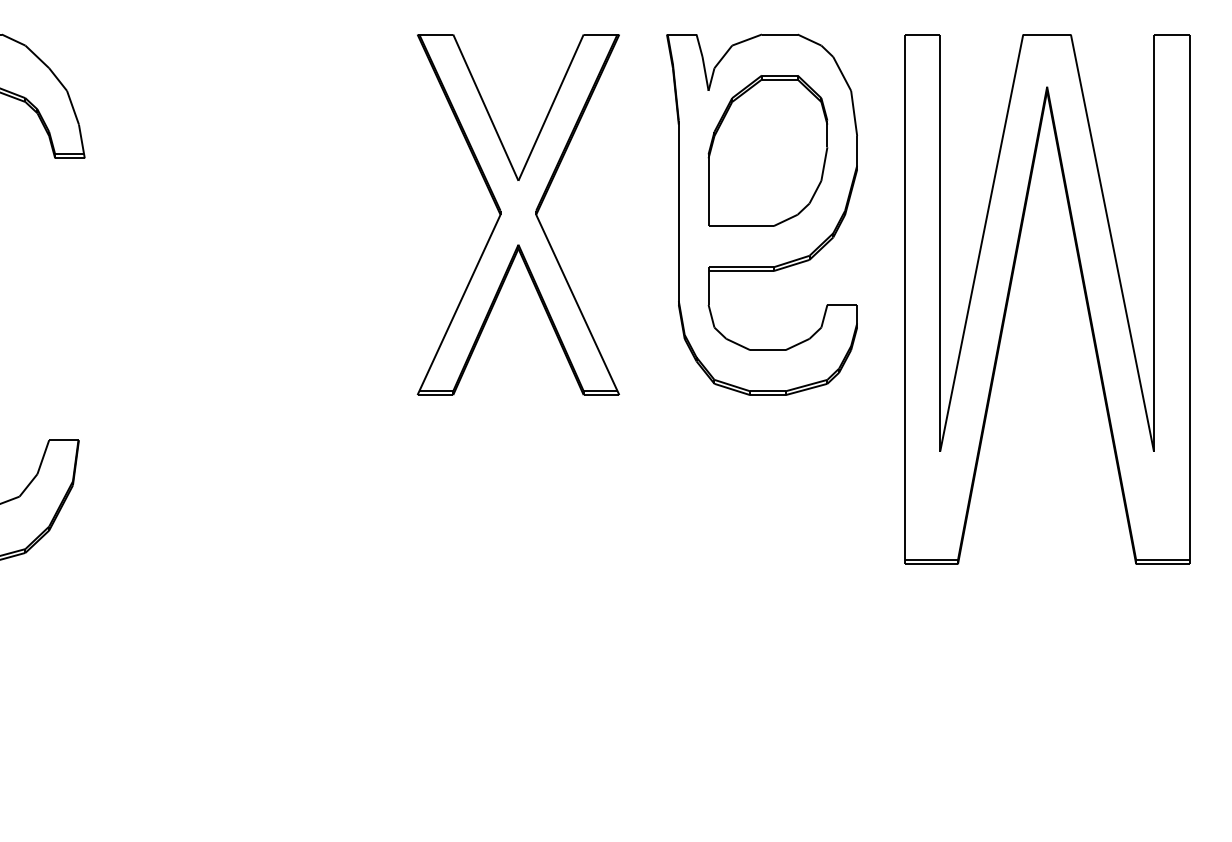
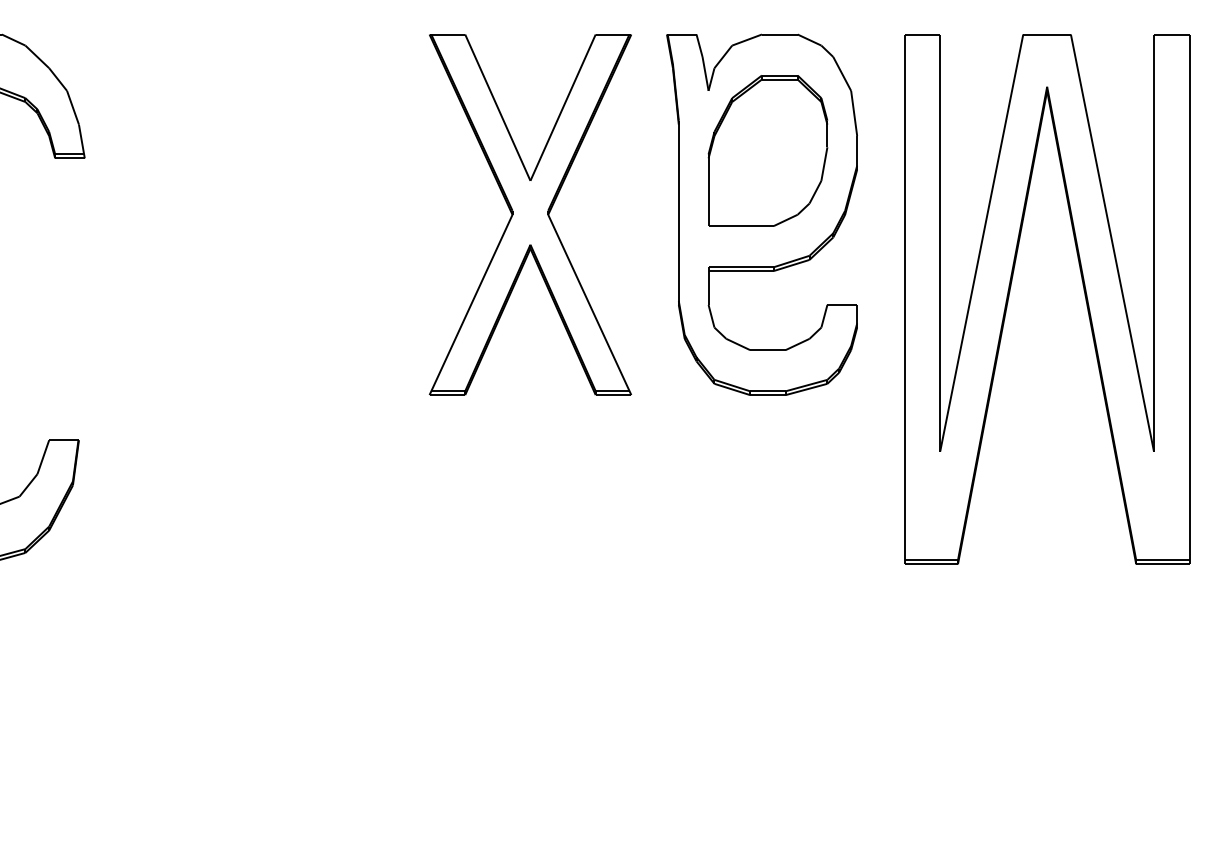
part position: (517, 214) -> (529, 214) (529, 214)
